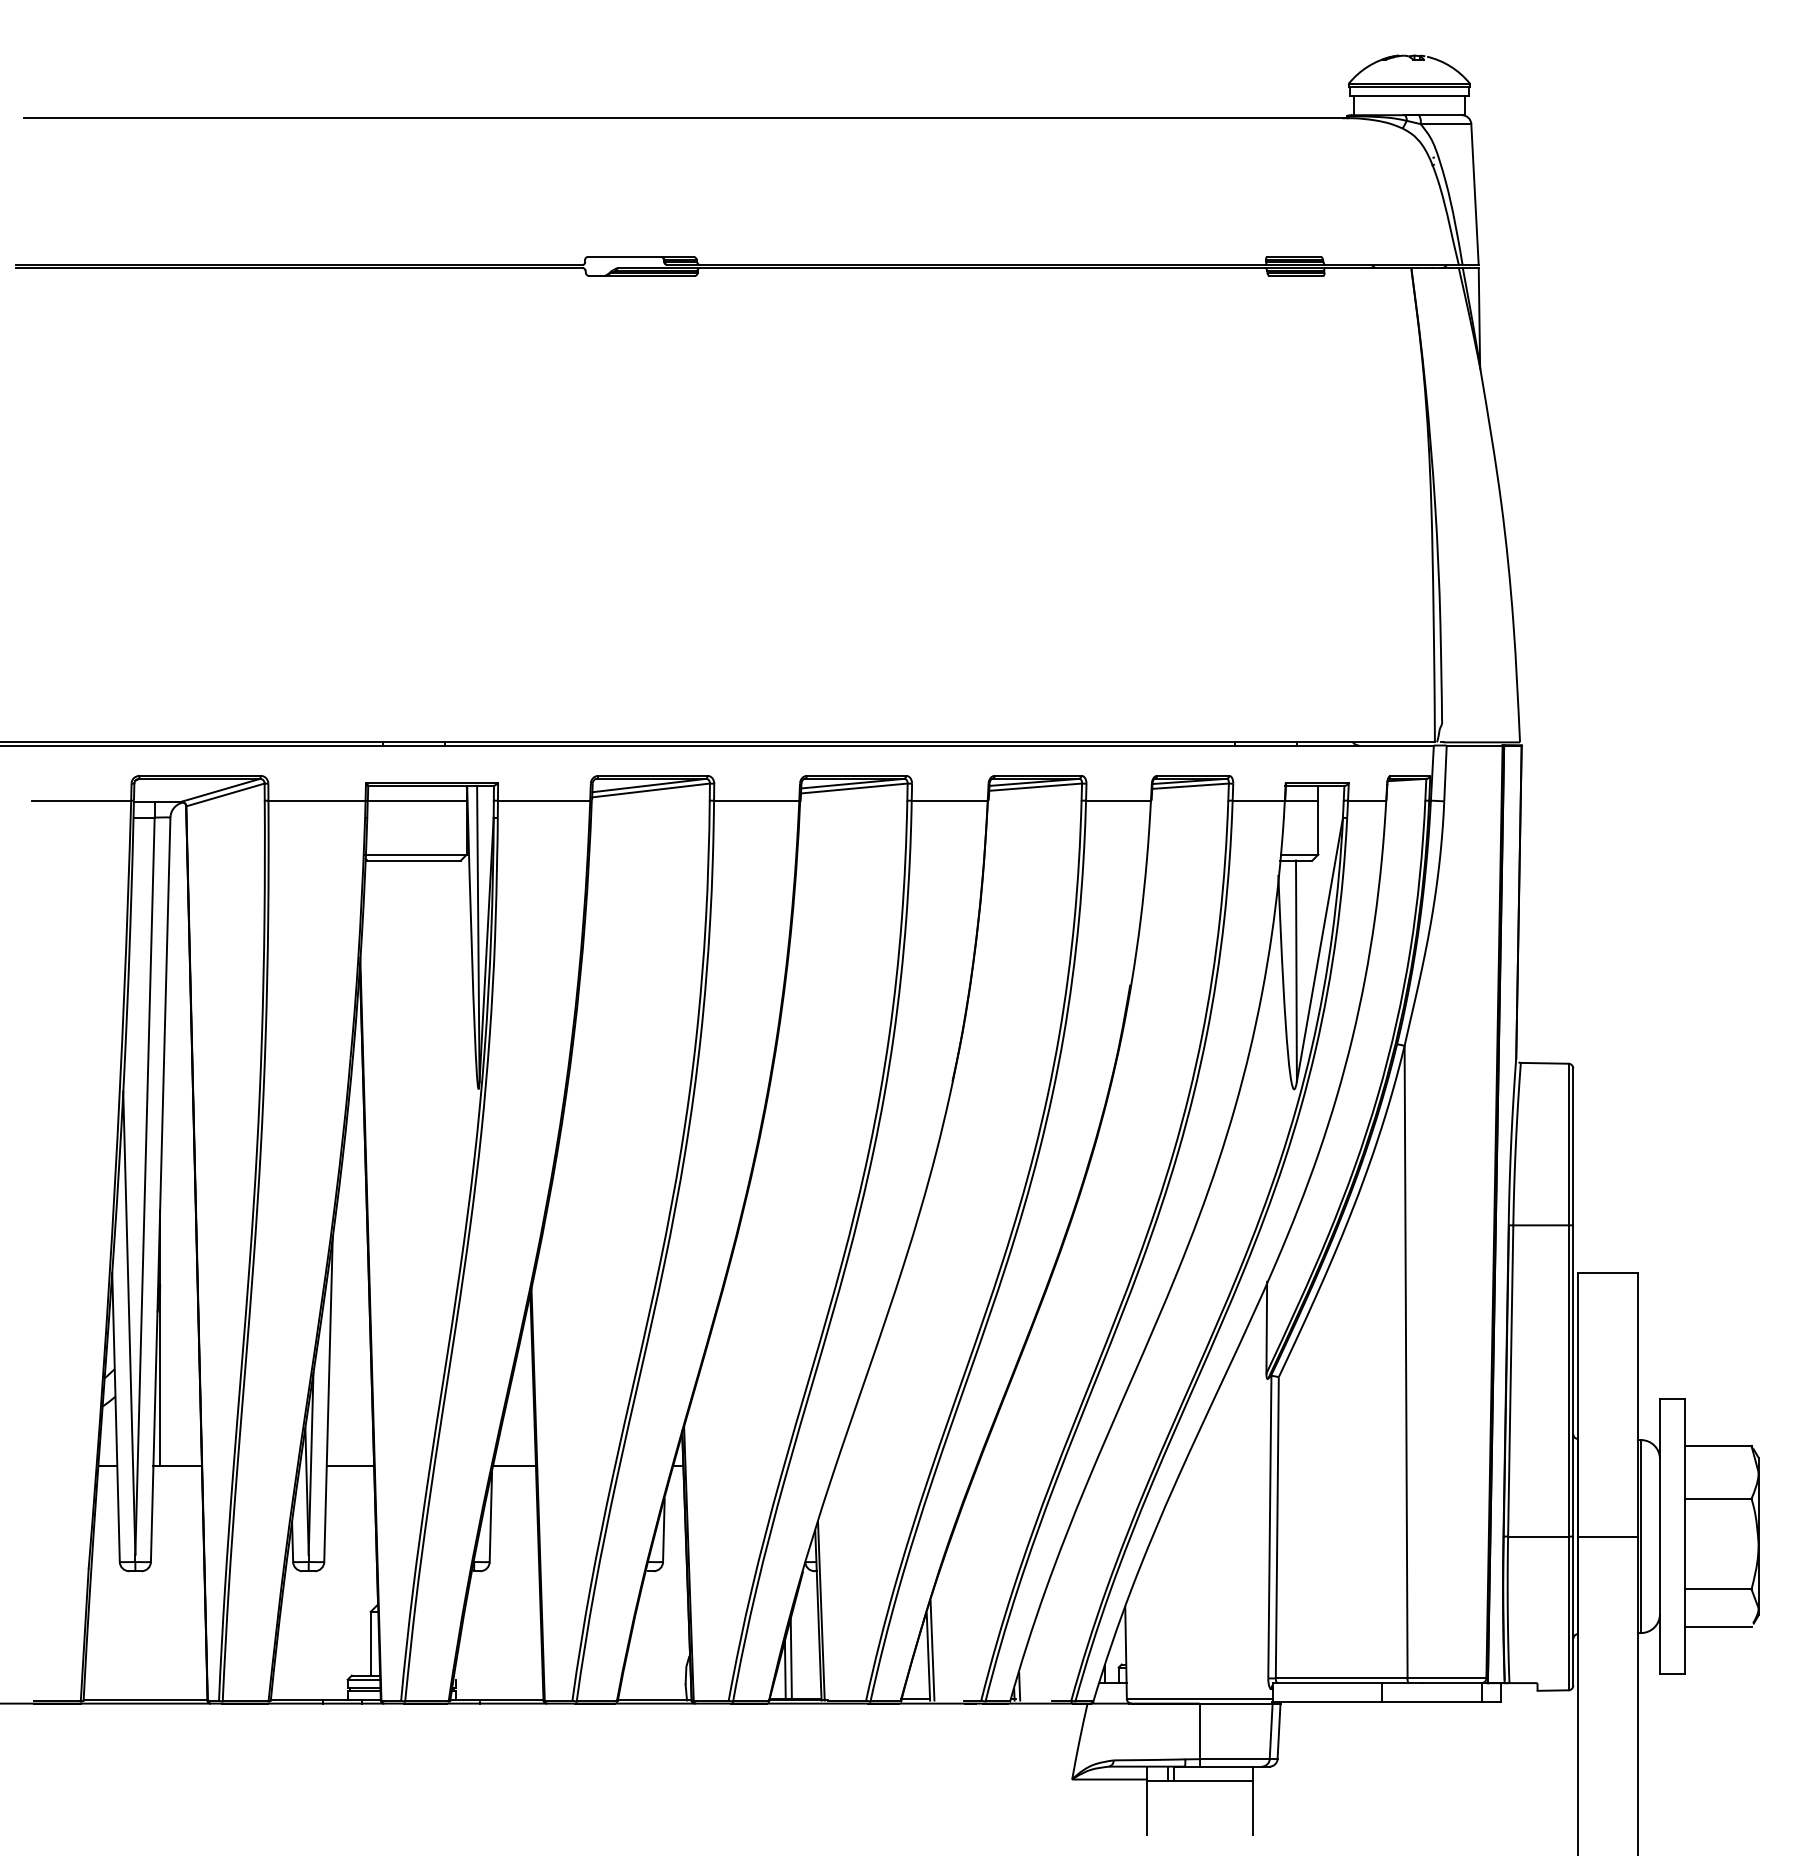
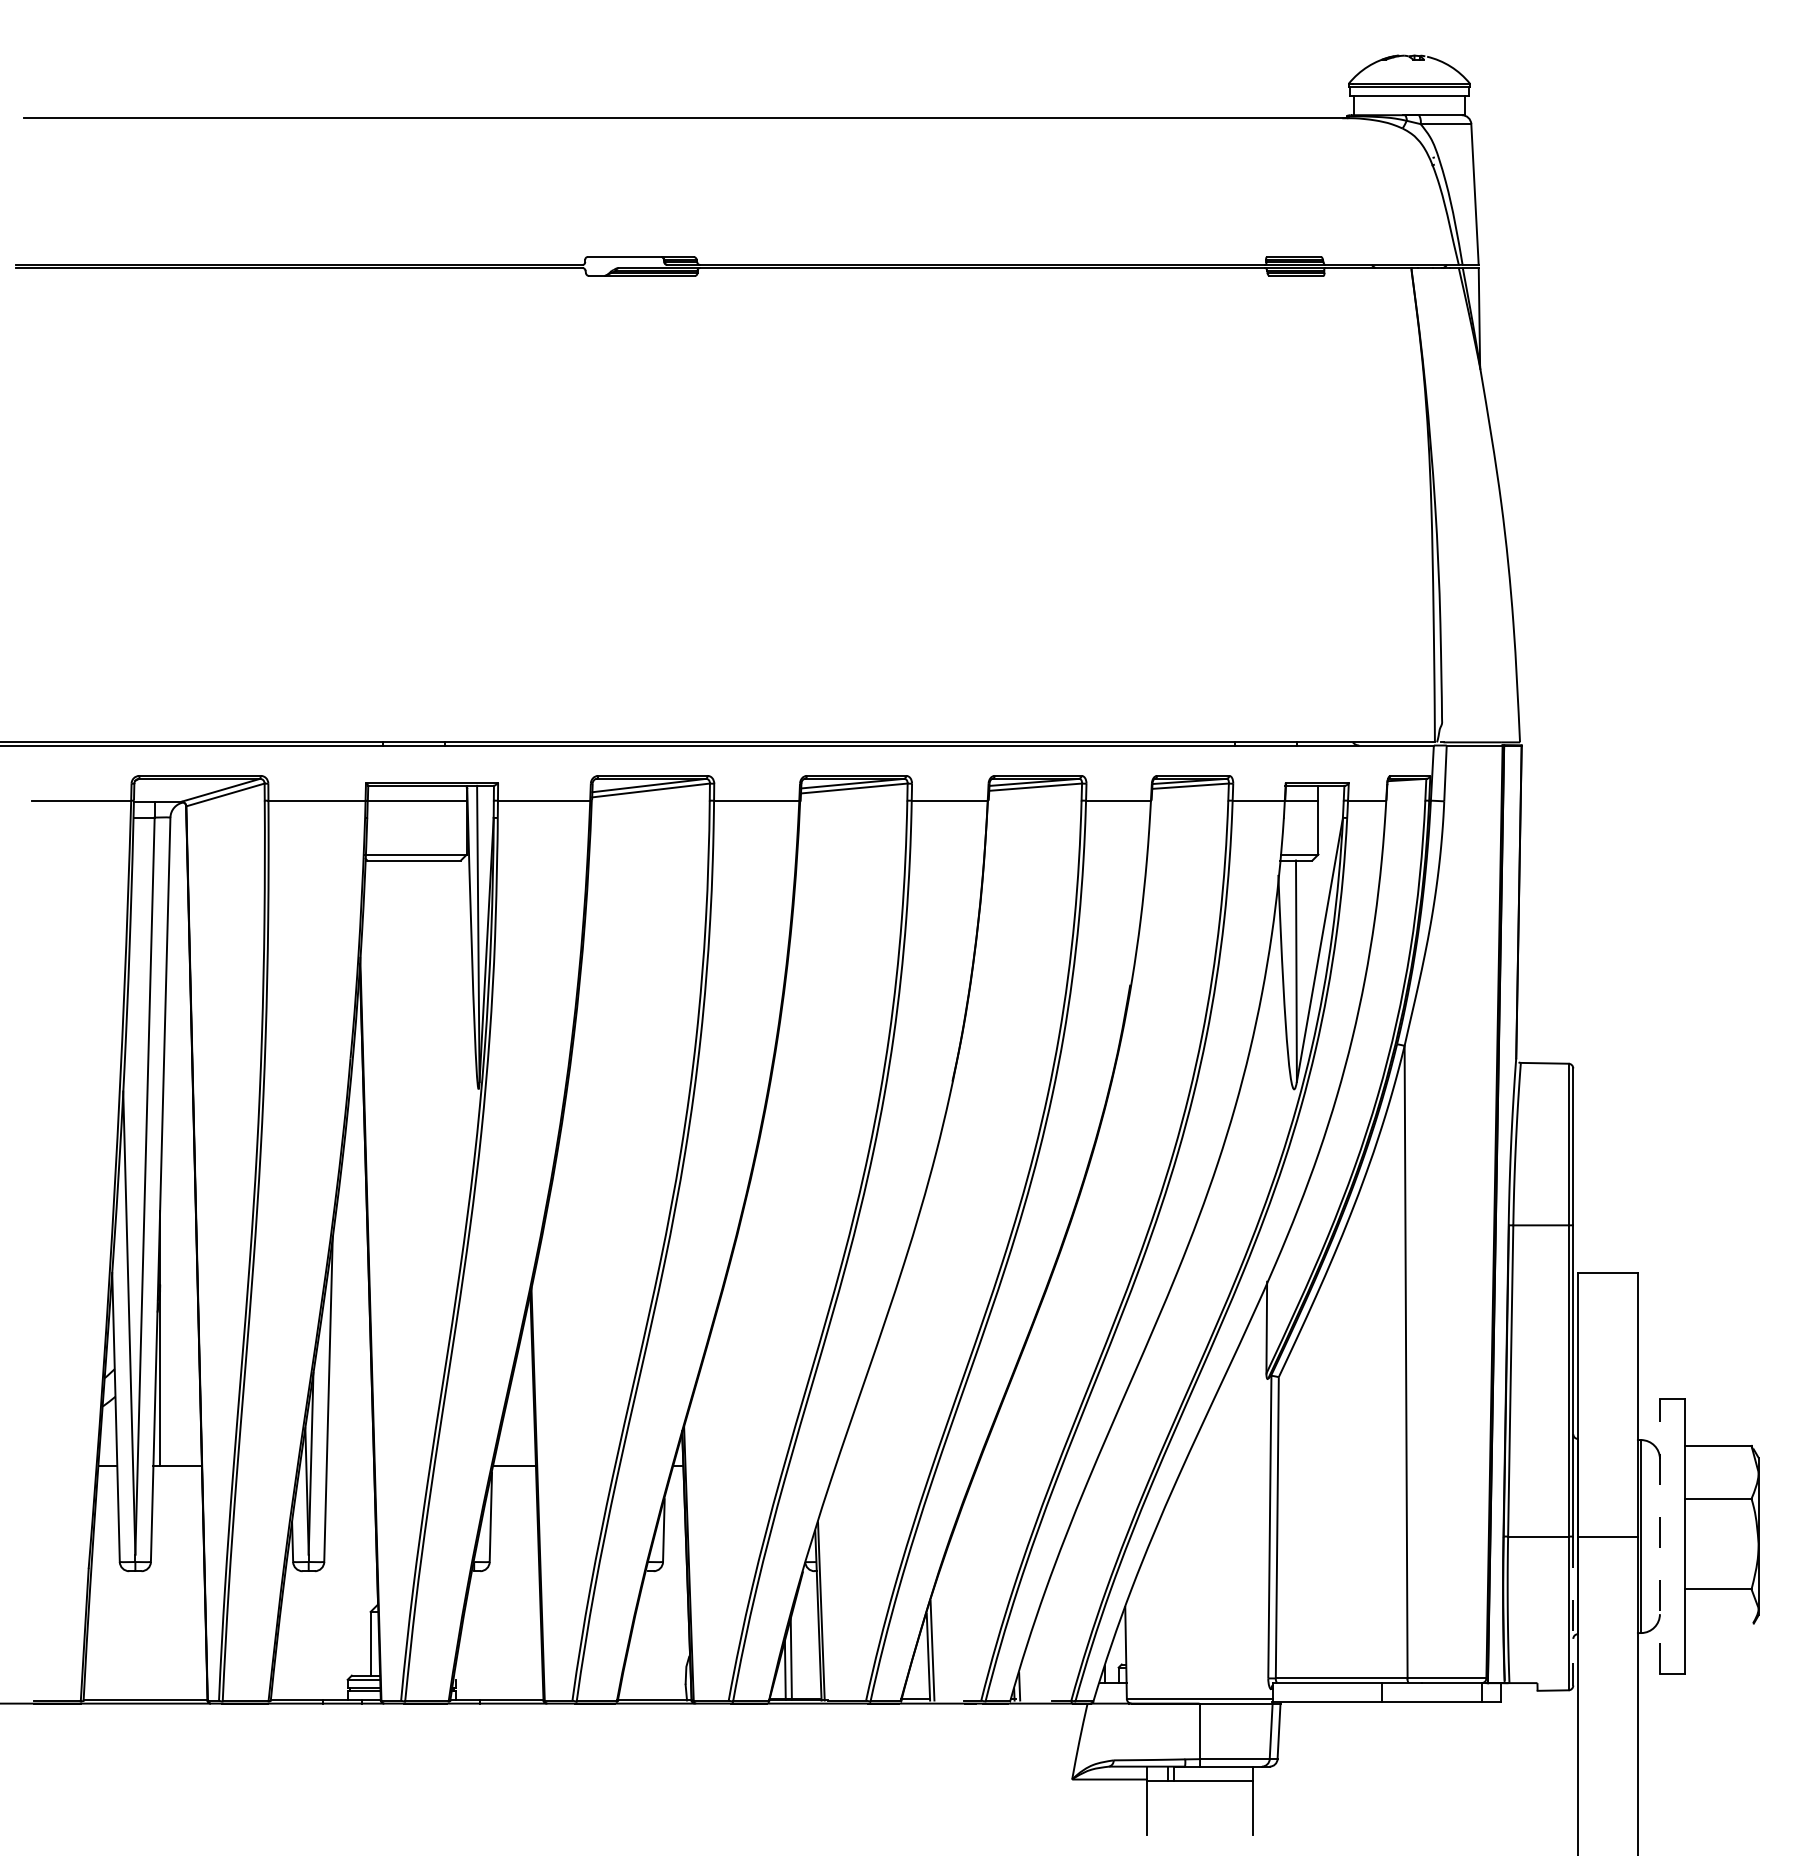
line: present -> none (350, 1465)
line: solid -> dashed (1659, 1536)
line: solid -> dashed (1573, 1611)
line: present -> none (1717, 1627)
